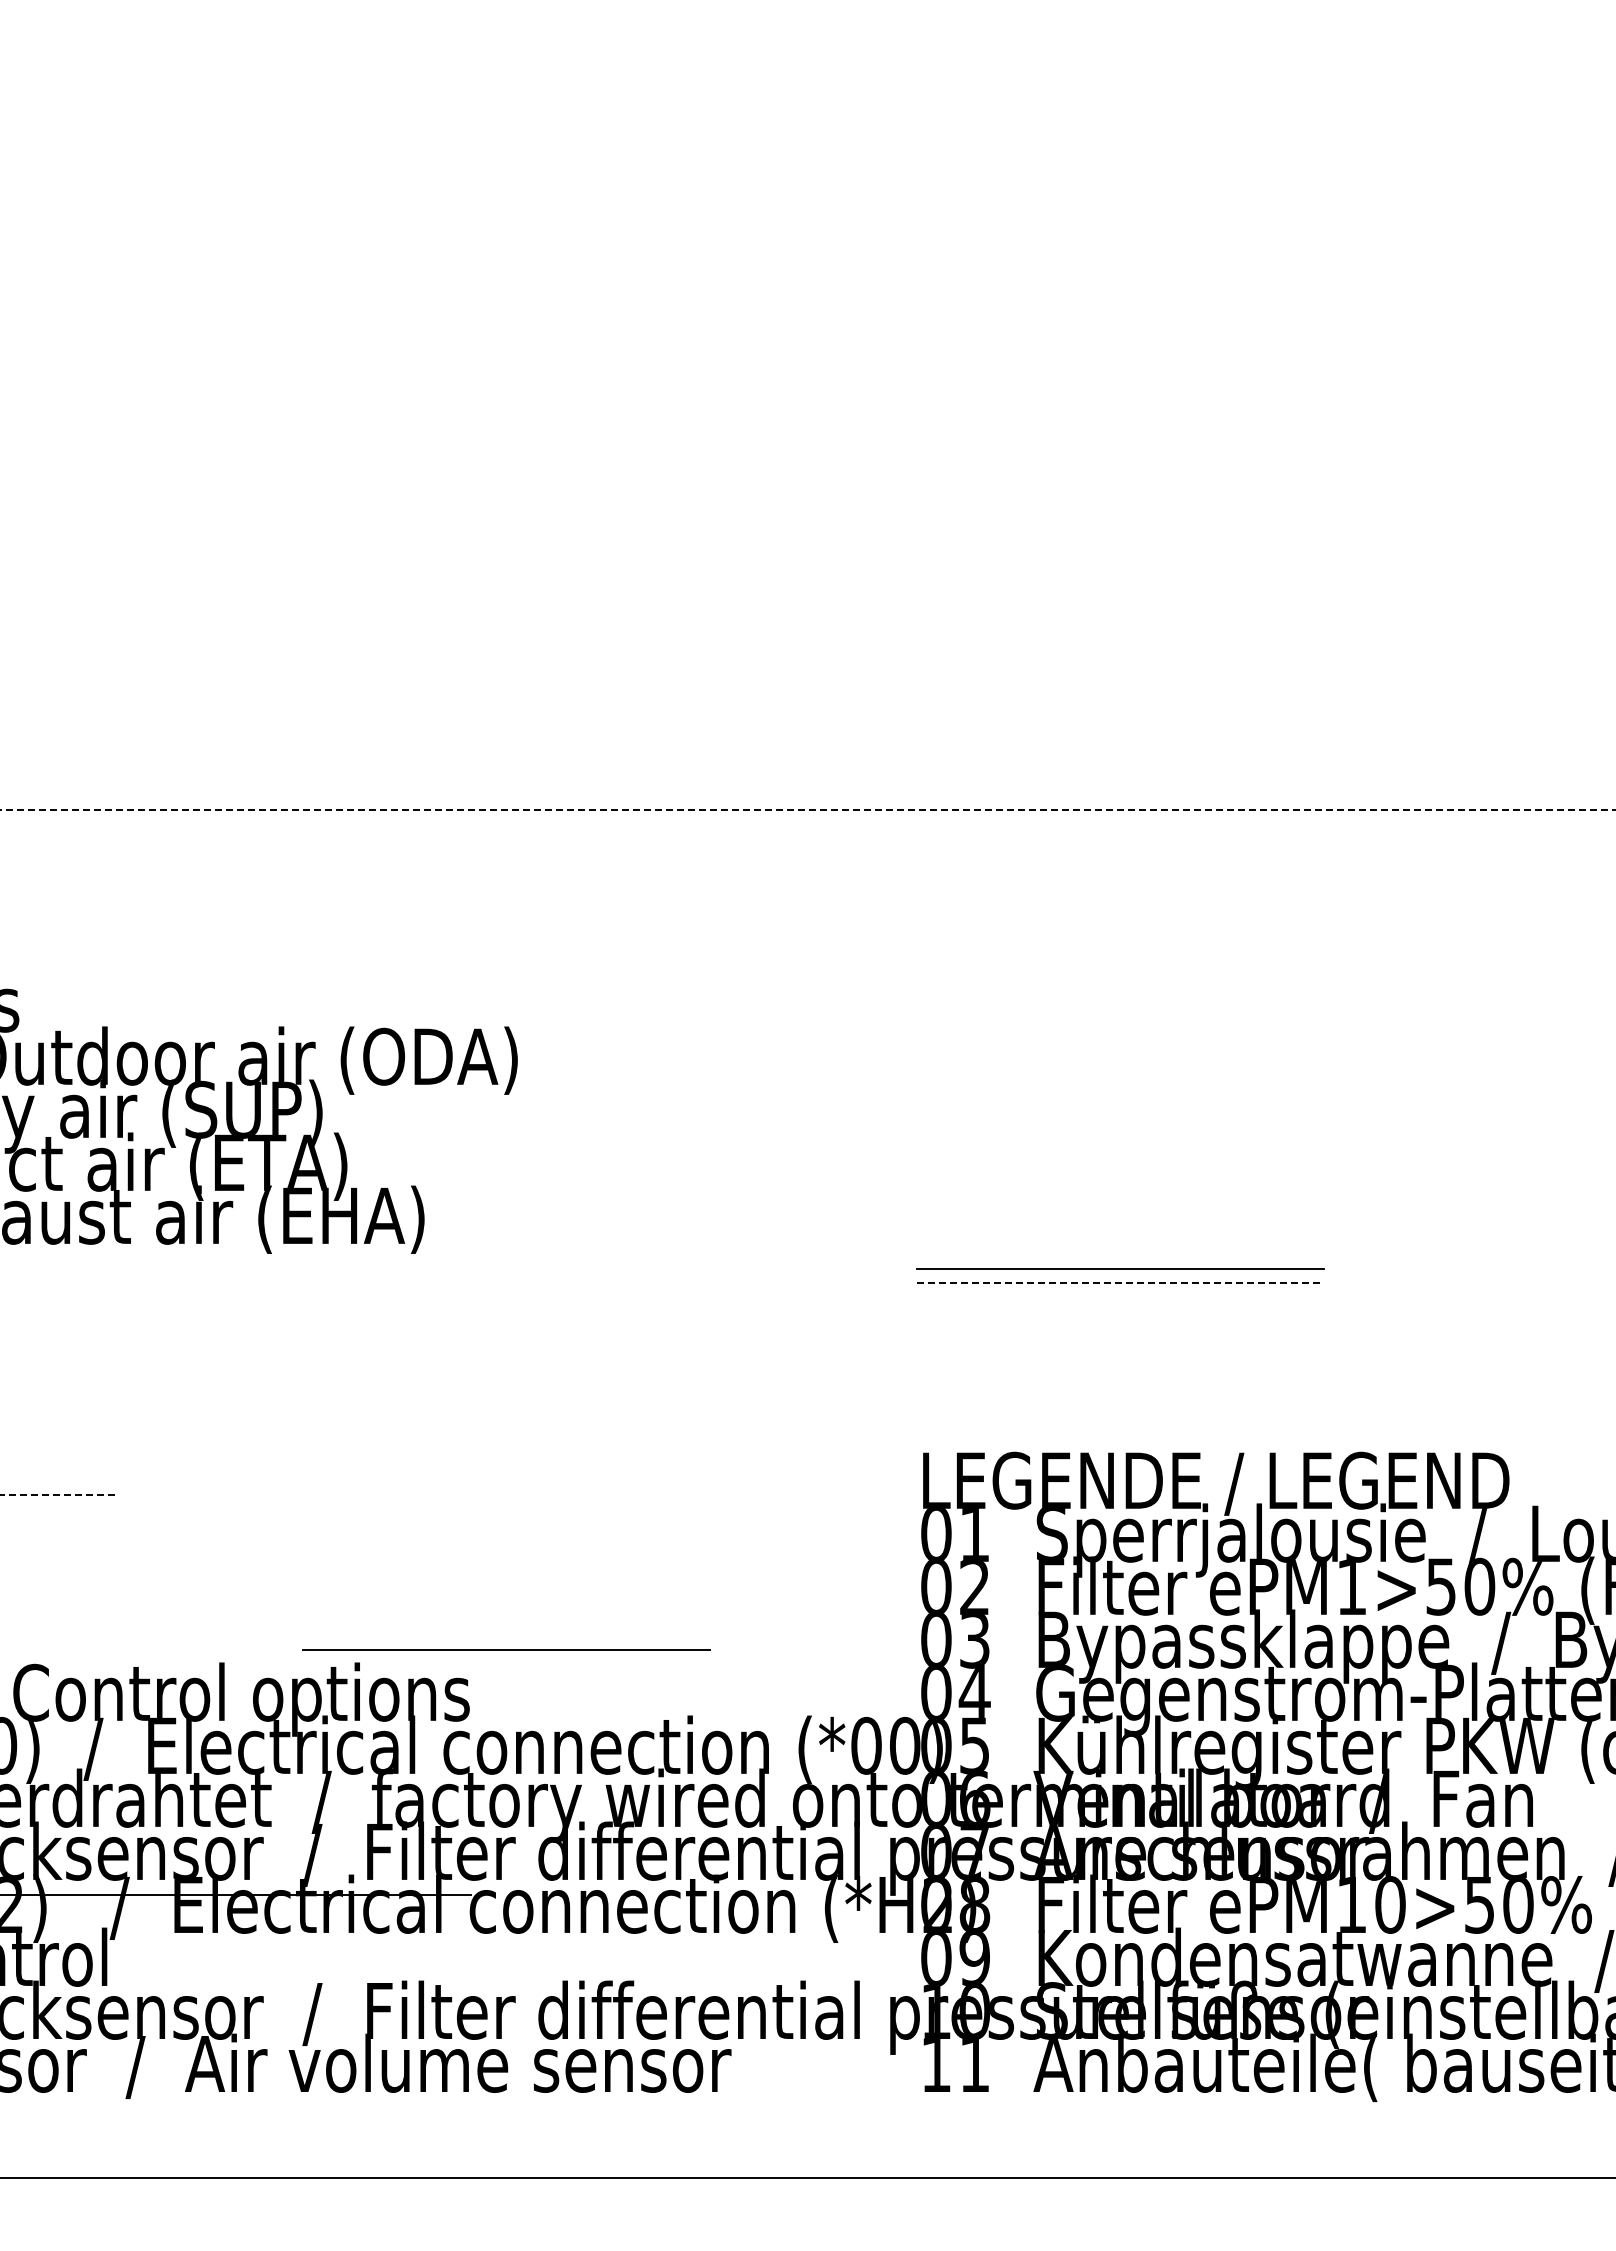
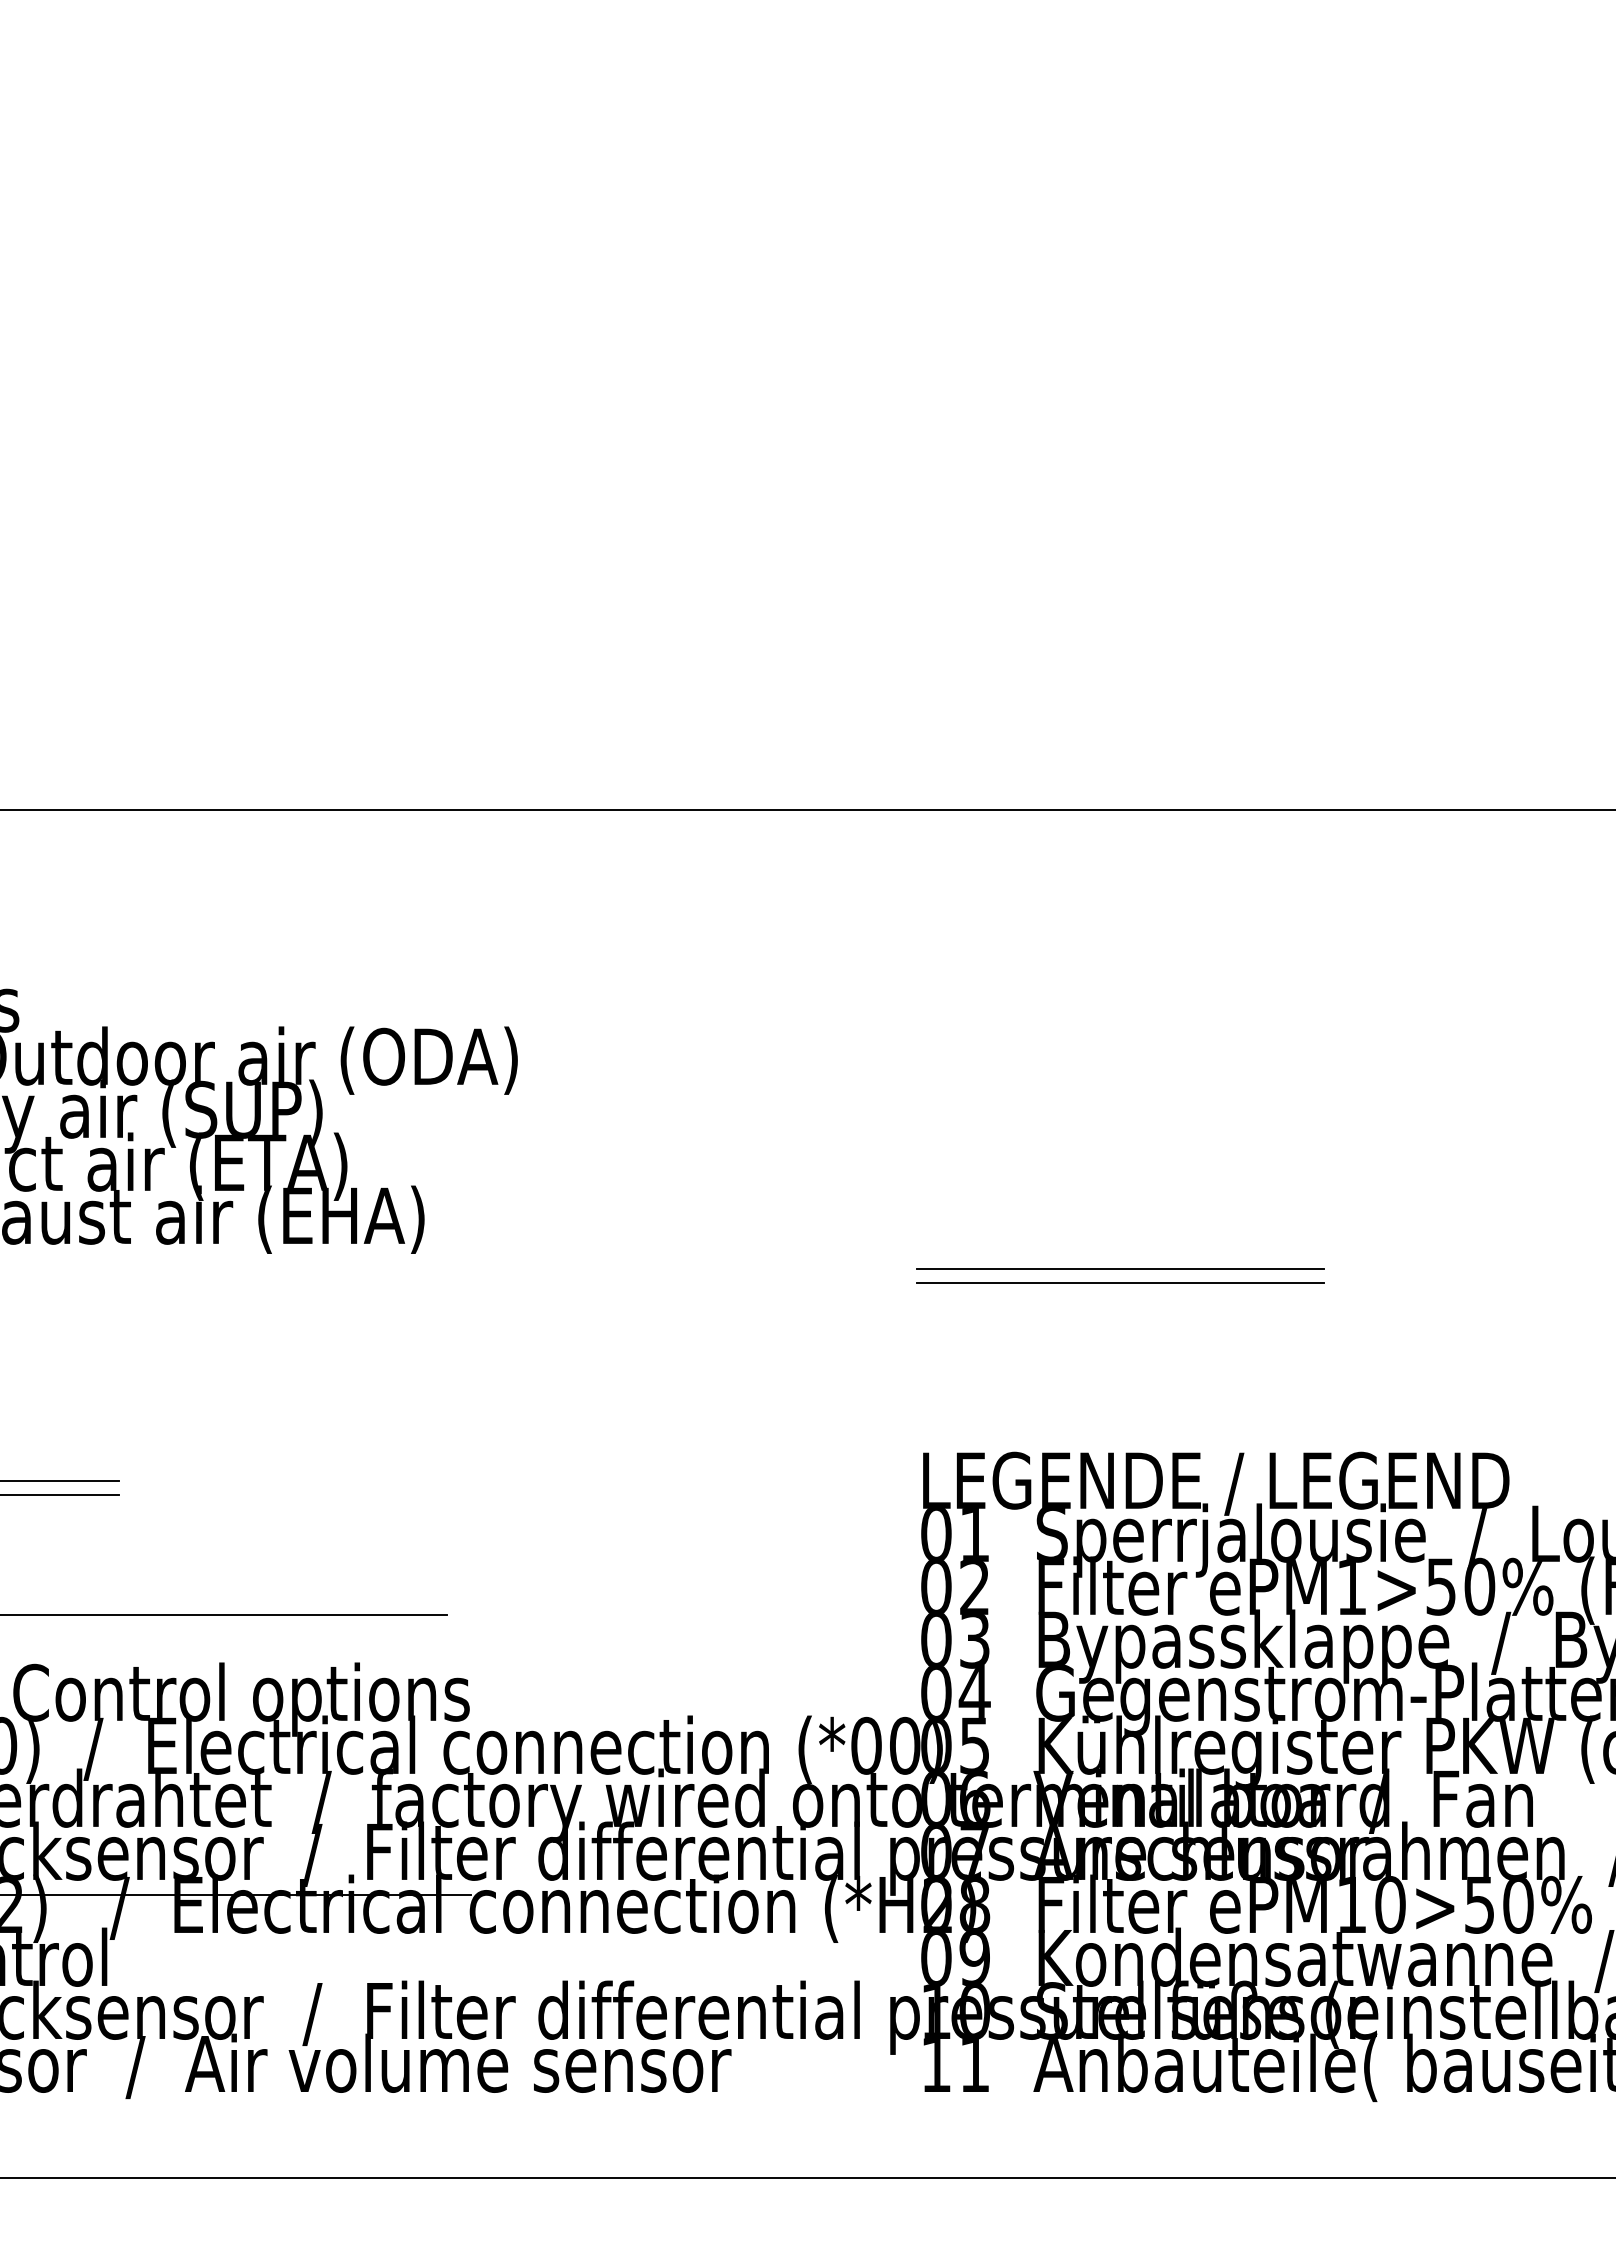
line: dashed -> solid (807, 809)
line: dashed -> solid (1120, 1282)
line: none -> present (60, 1480)
line: dashed -> solid (59, 1494)
line: none -> present (224, 1615)
line: present -> none (506, 1649)
